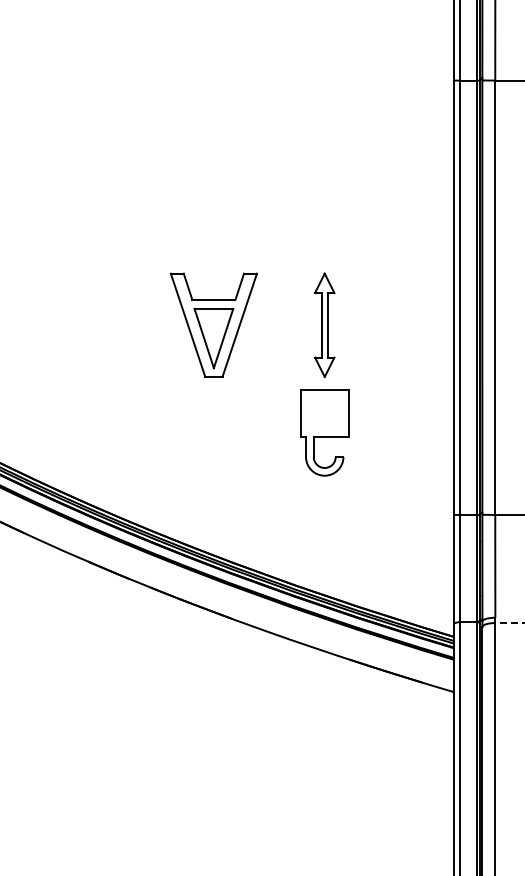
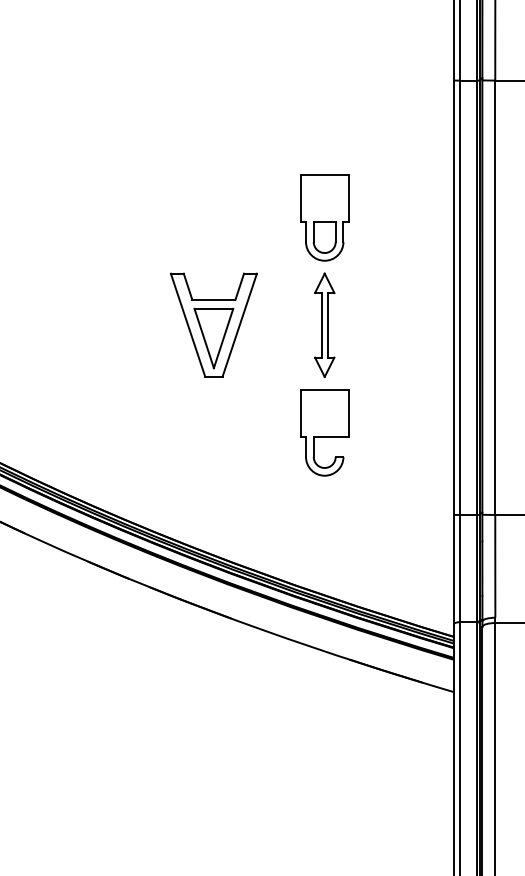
part: none -> present (324, 217)
line: dashed -> solid (509, 623)
